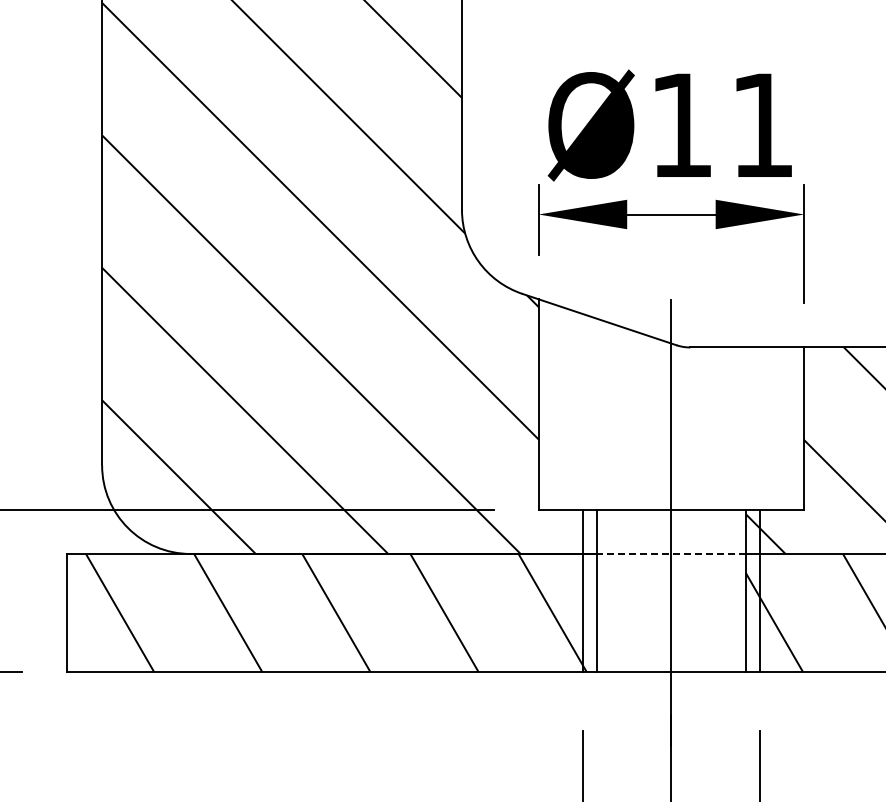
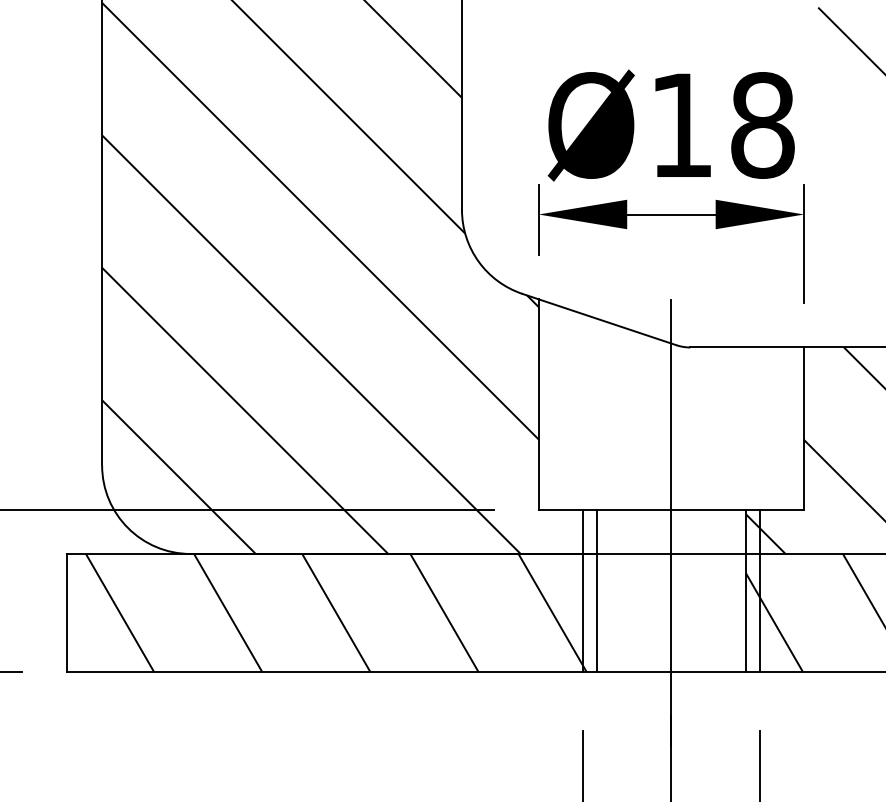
line: none -> present (850, 40)
text: Ø11 -> Ø18 (762, 125)
line: dashed -> solid (671, 553)
